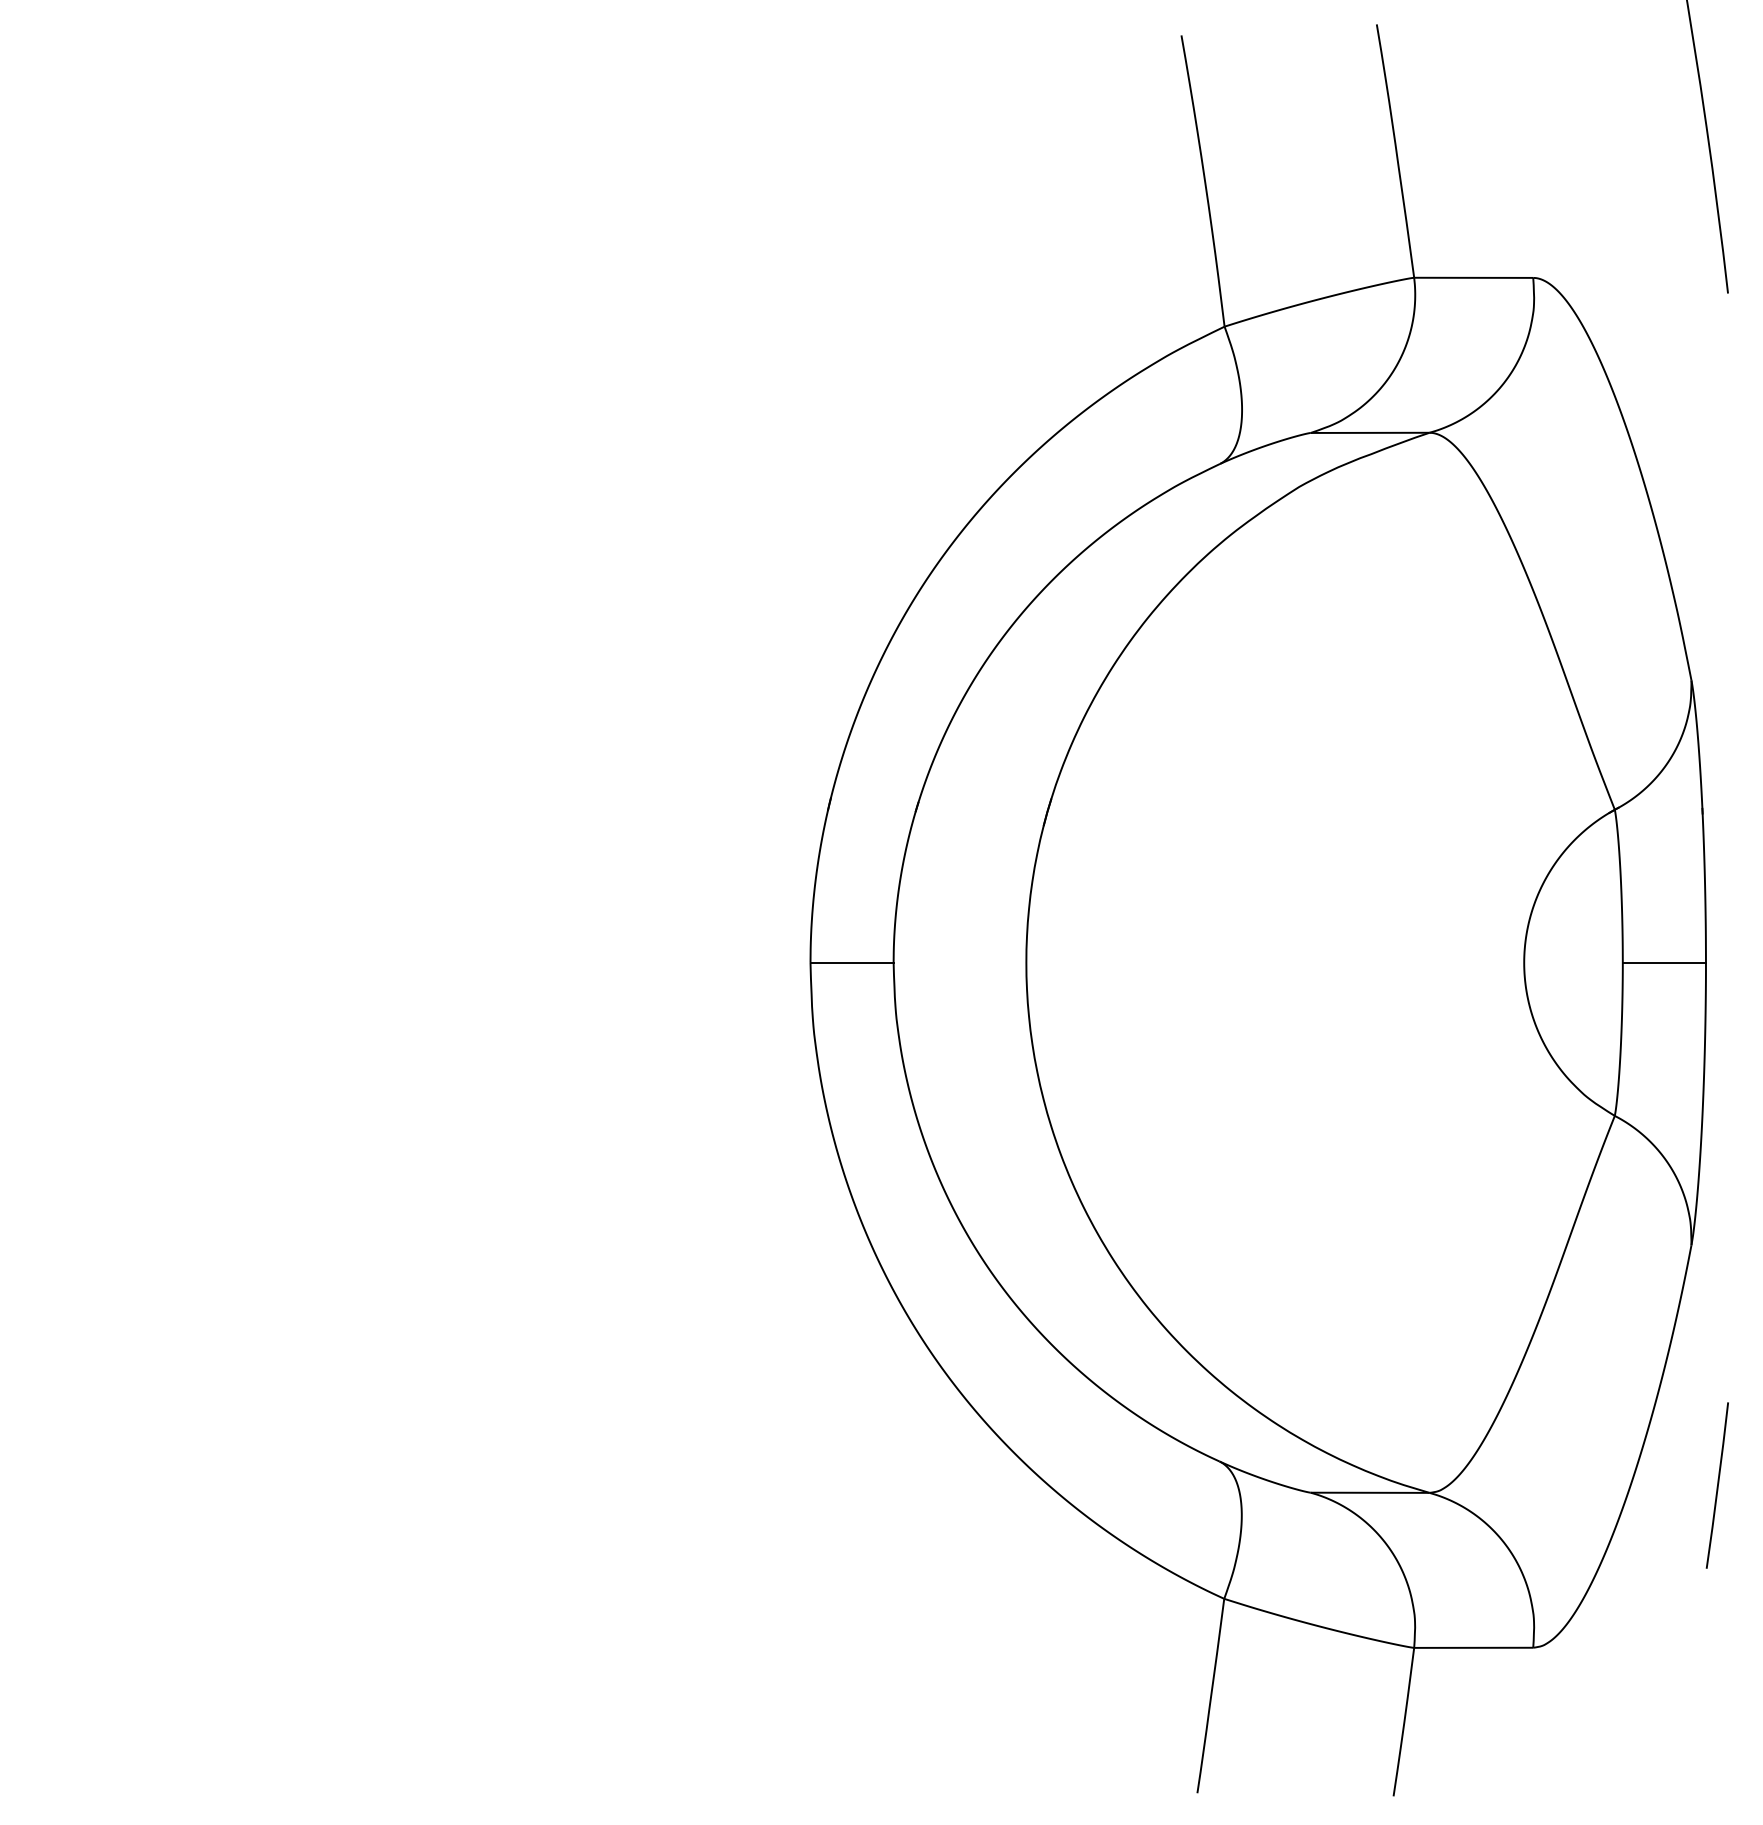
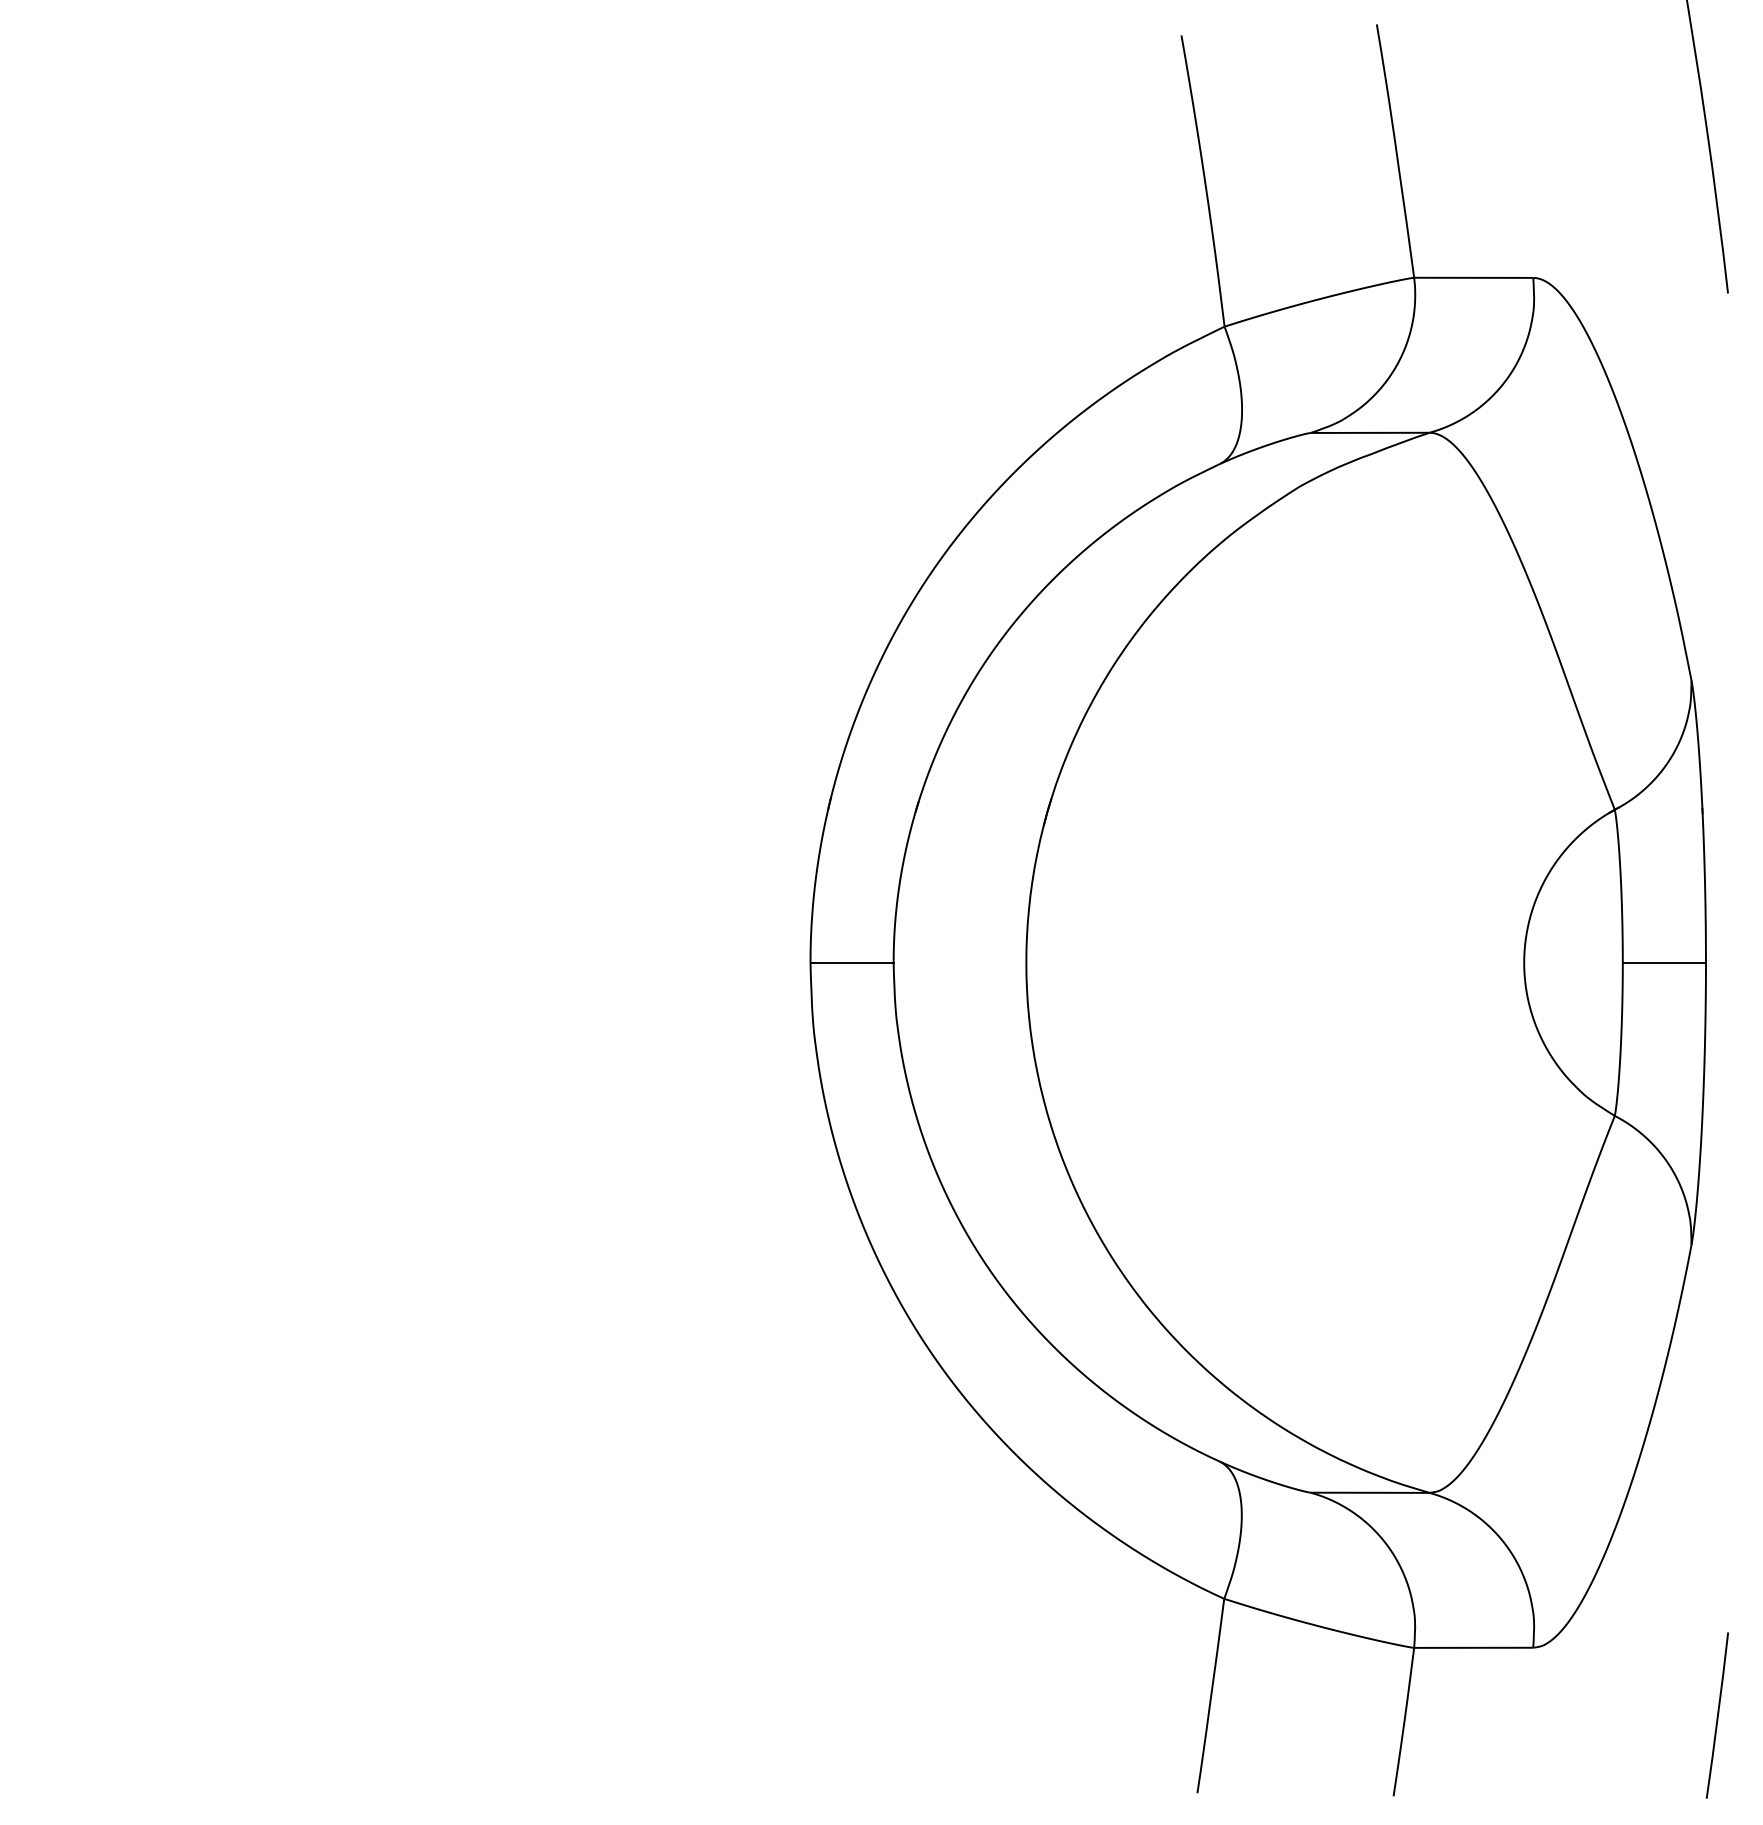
line position: (1717, 1485) -> (1717, 1715) (1717, 1715)
